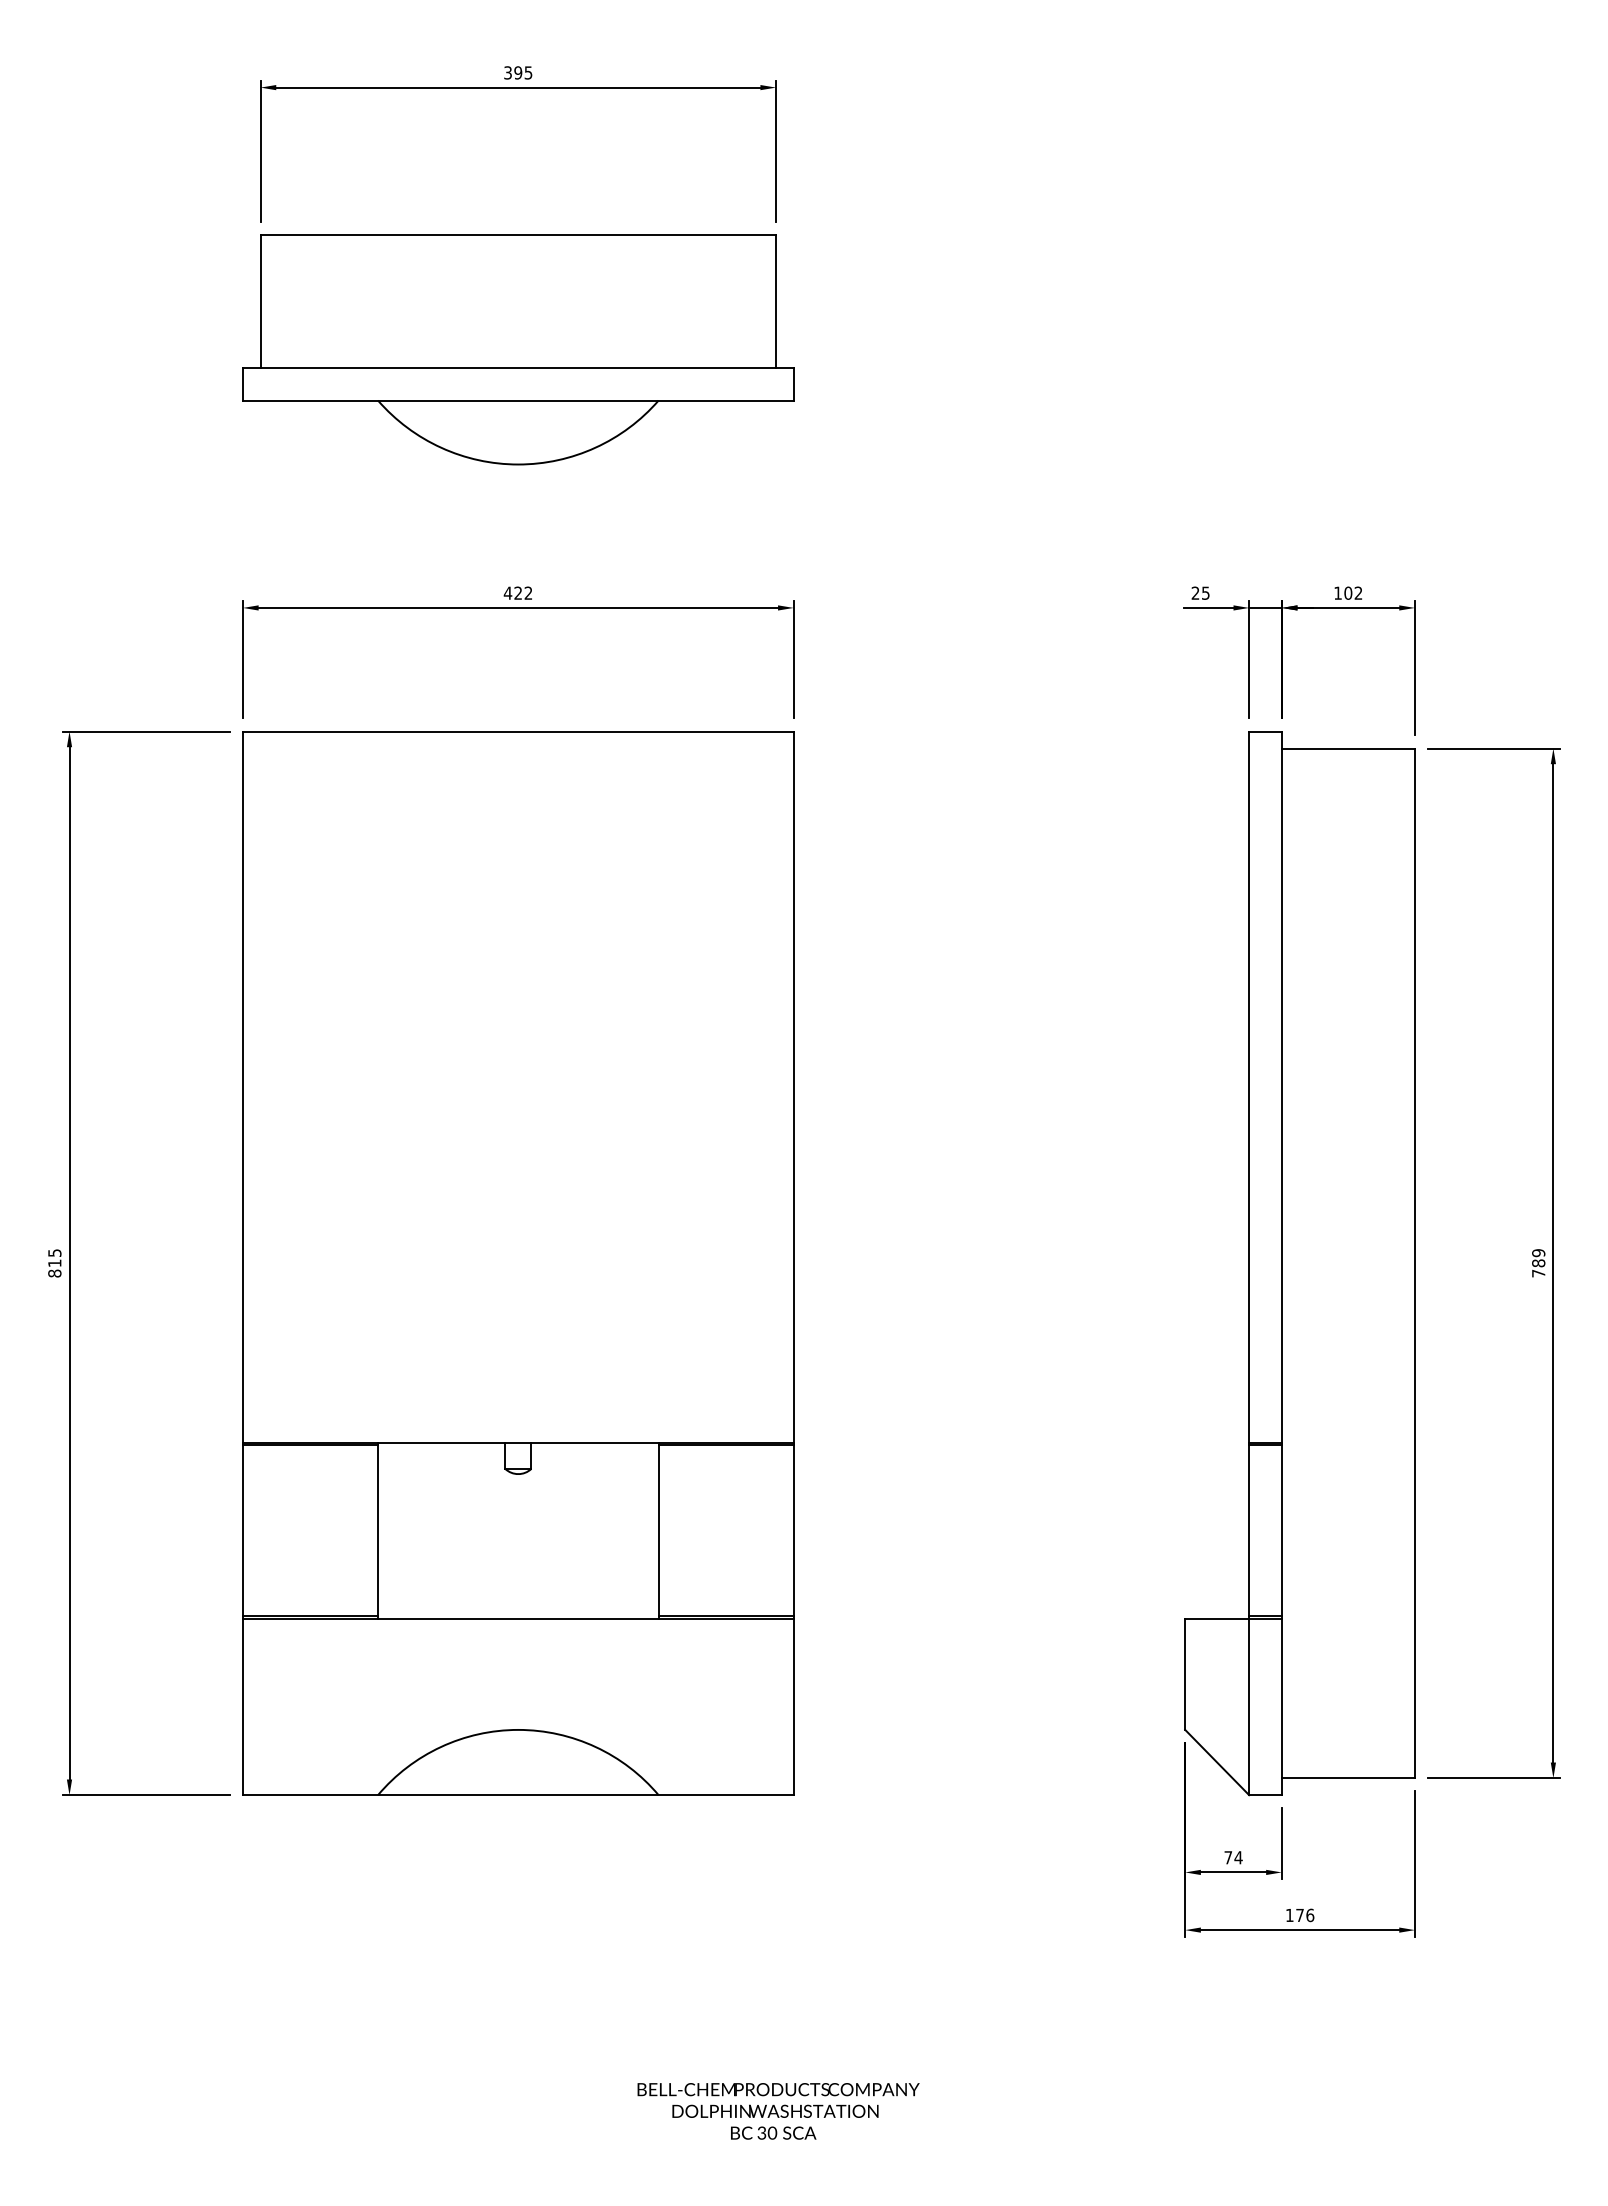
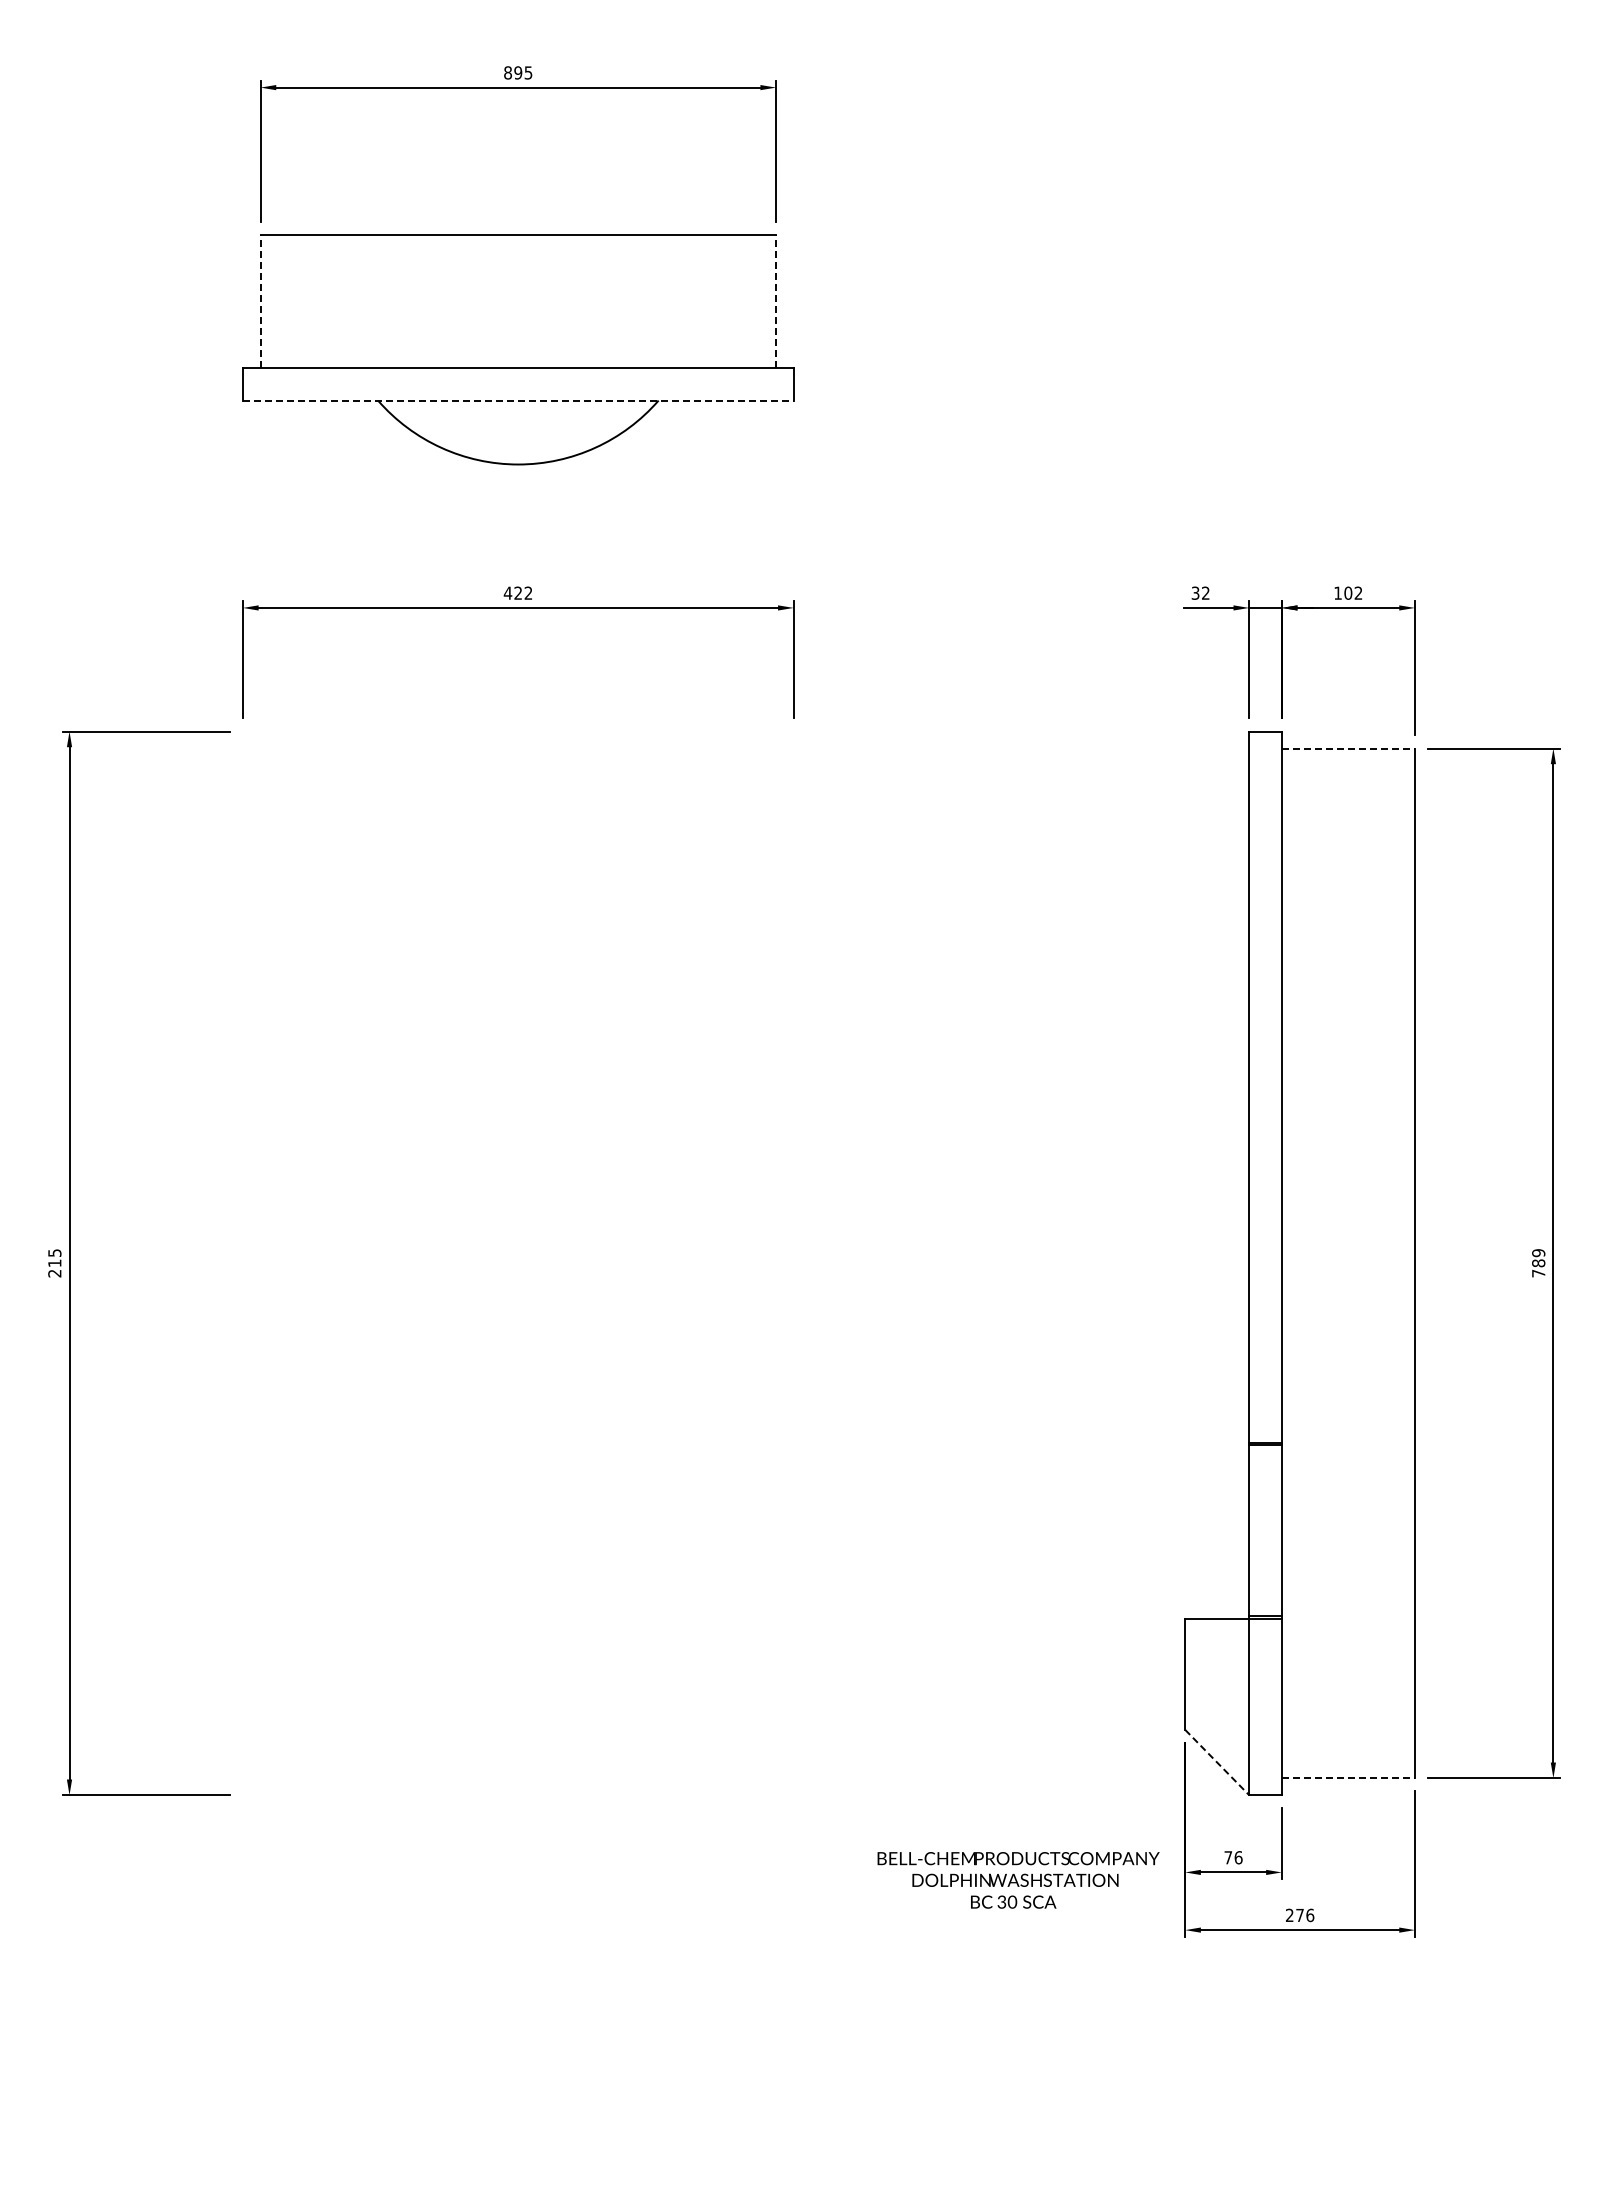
text: 395 -> 895 (507, 72)
line: solid -> dashed (260, 301)
line: solid -> dashed (776, 301)
line: solid -> dashed (518, 400)
text: 25 -> 32 (1200, 592)
line: solid -> dashed (1348, 748)
part: present -> none (518, 1263)
text: 815 -> 215 (54, 1273)
line: solid -> dashed (1217, 1762)
line: solid -> dashed (1348, 1778)
text: 74 -> 76 (1238, 1857)
text: 176 -> 276 (1289, 1914)
text position: (778, 2111) -> (1018, 1880) (1018, 1880)
